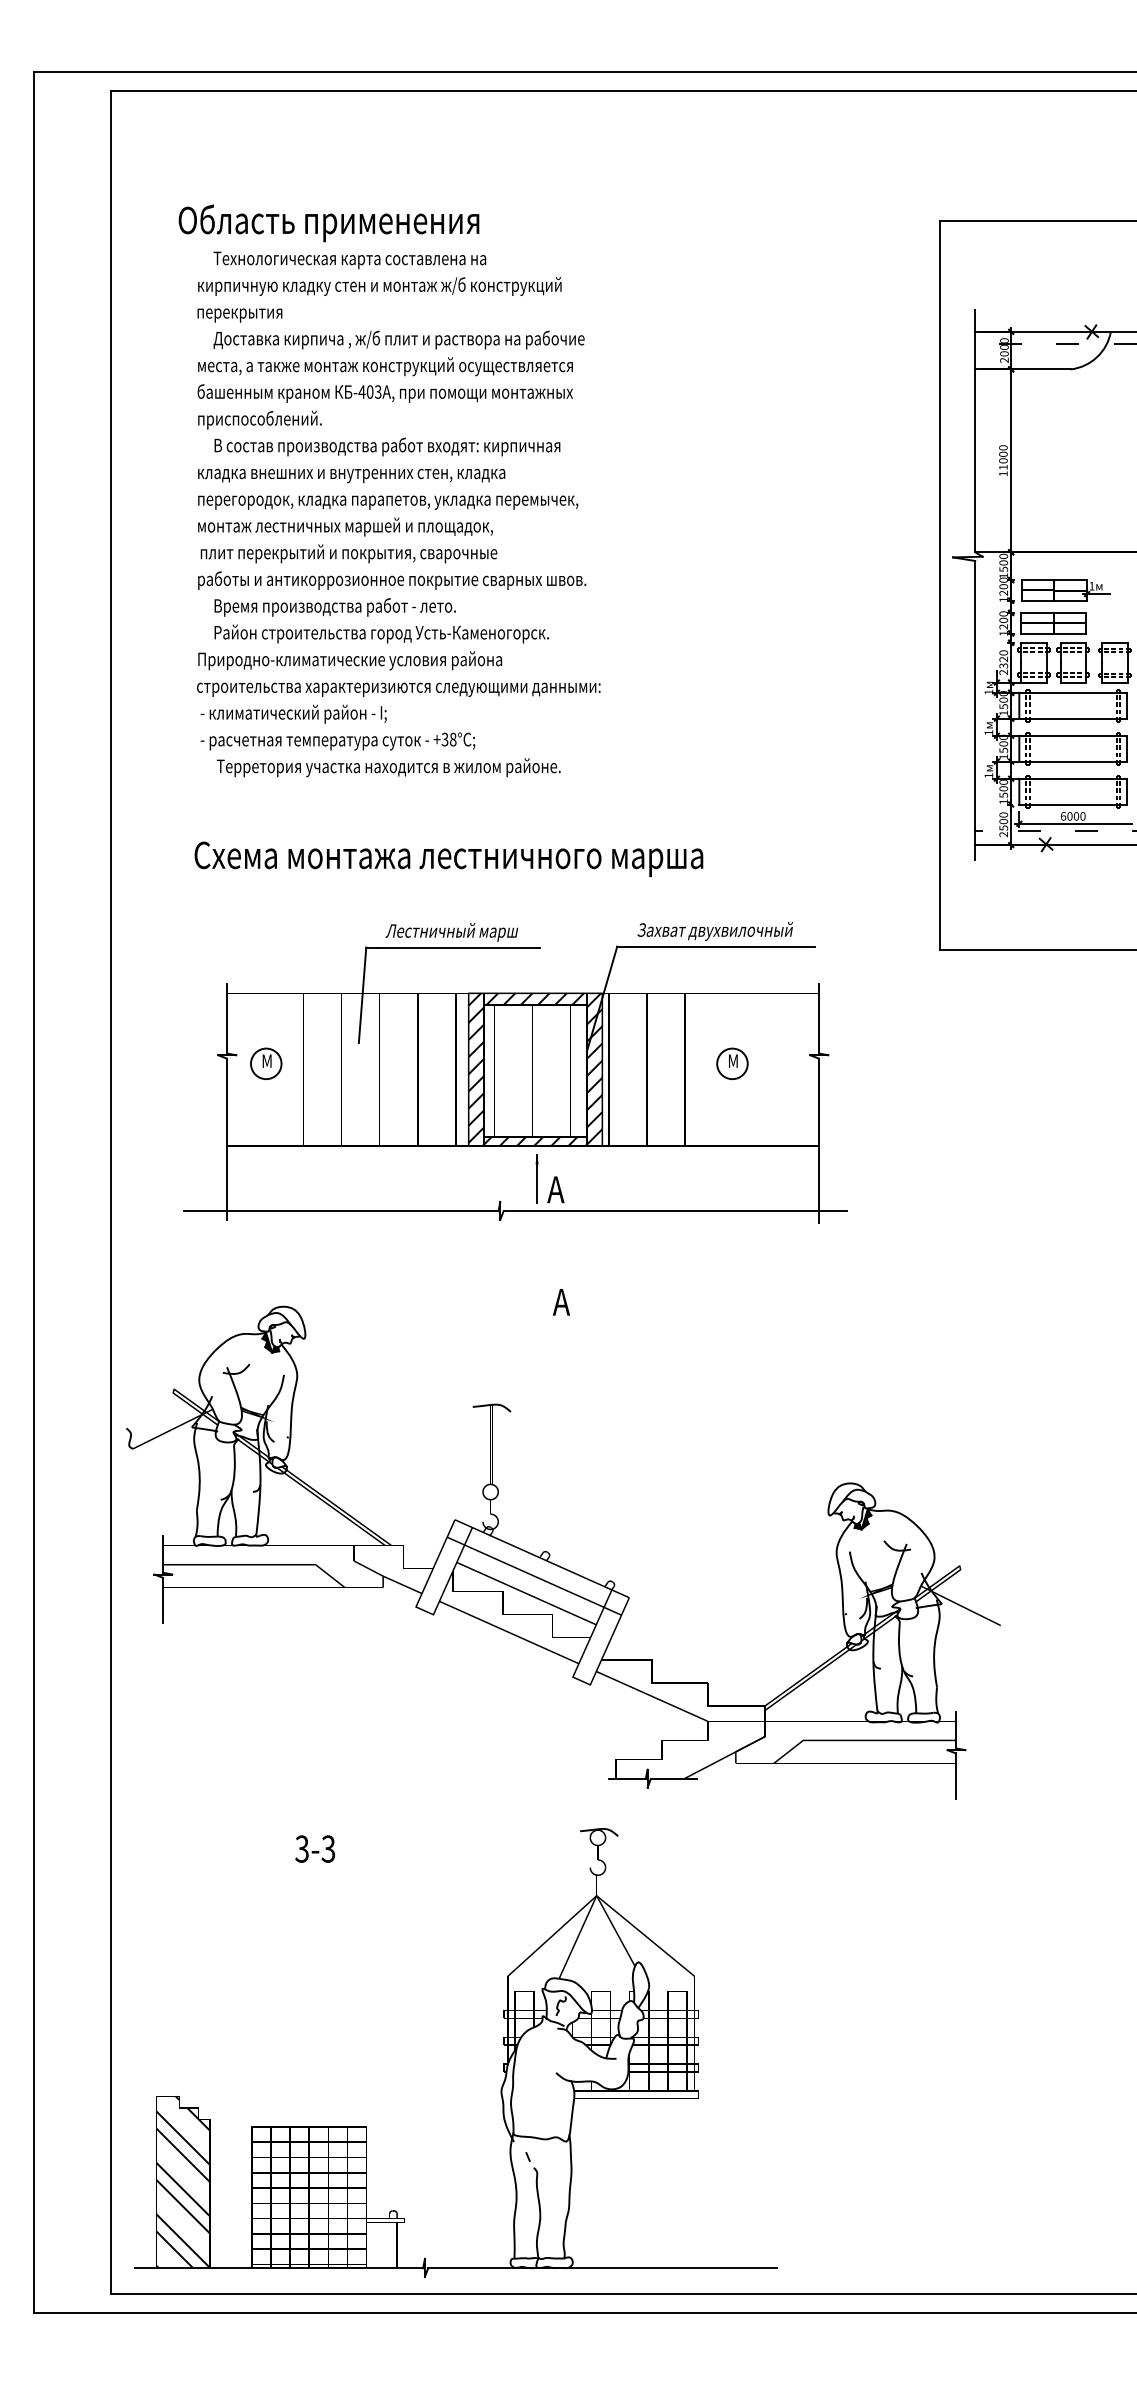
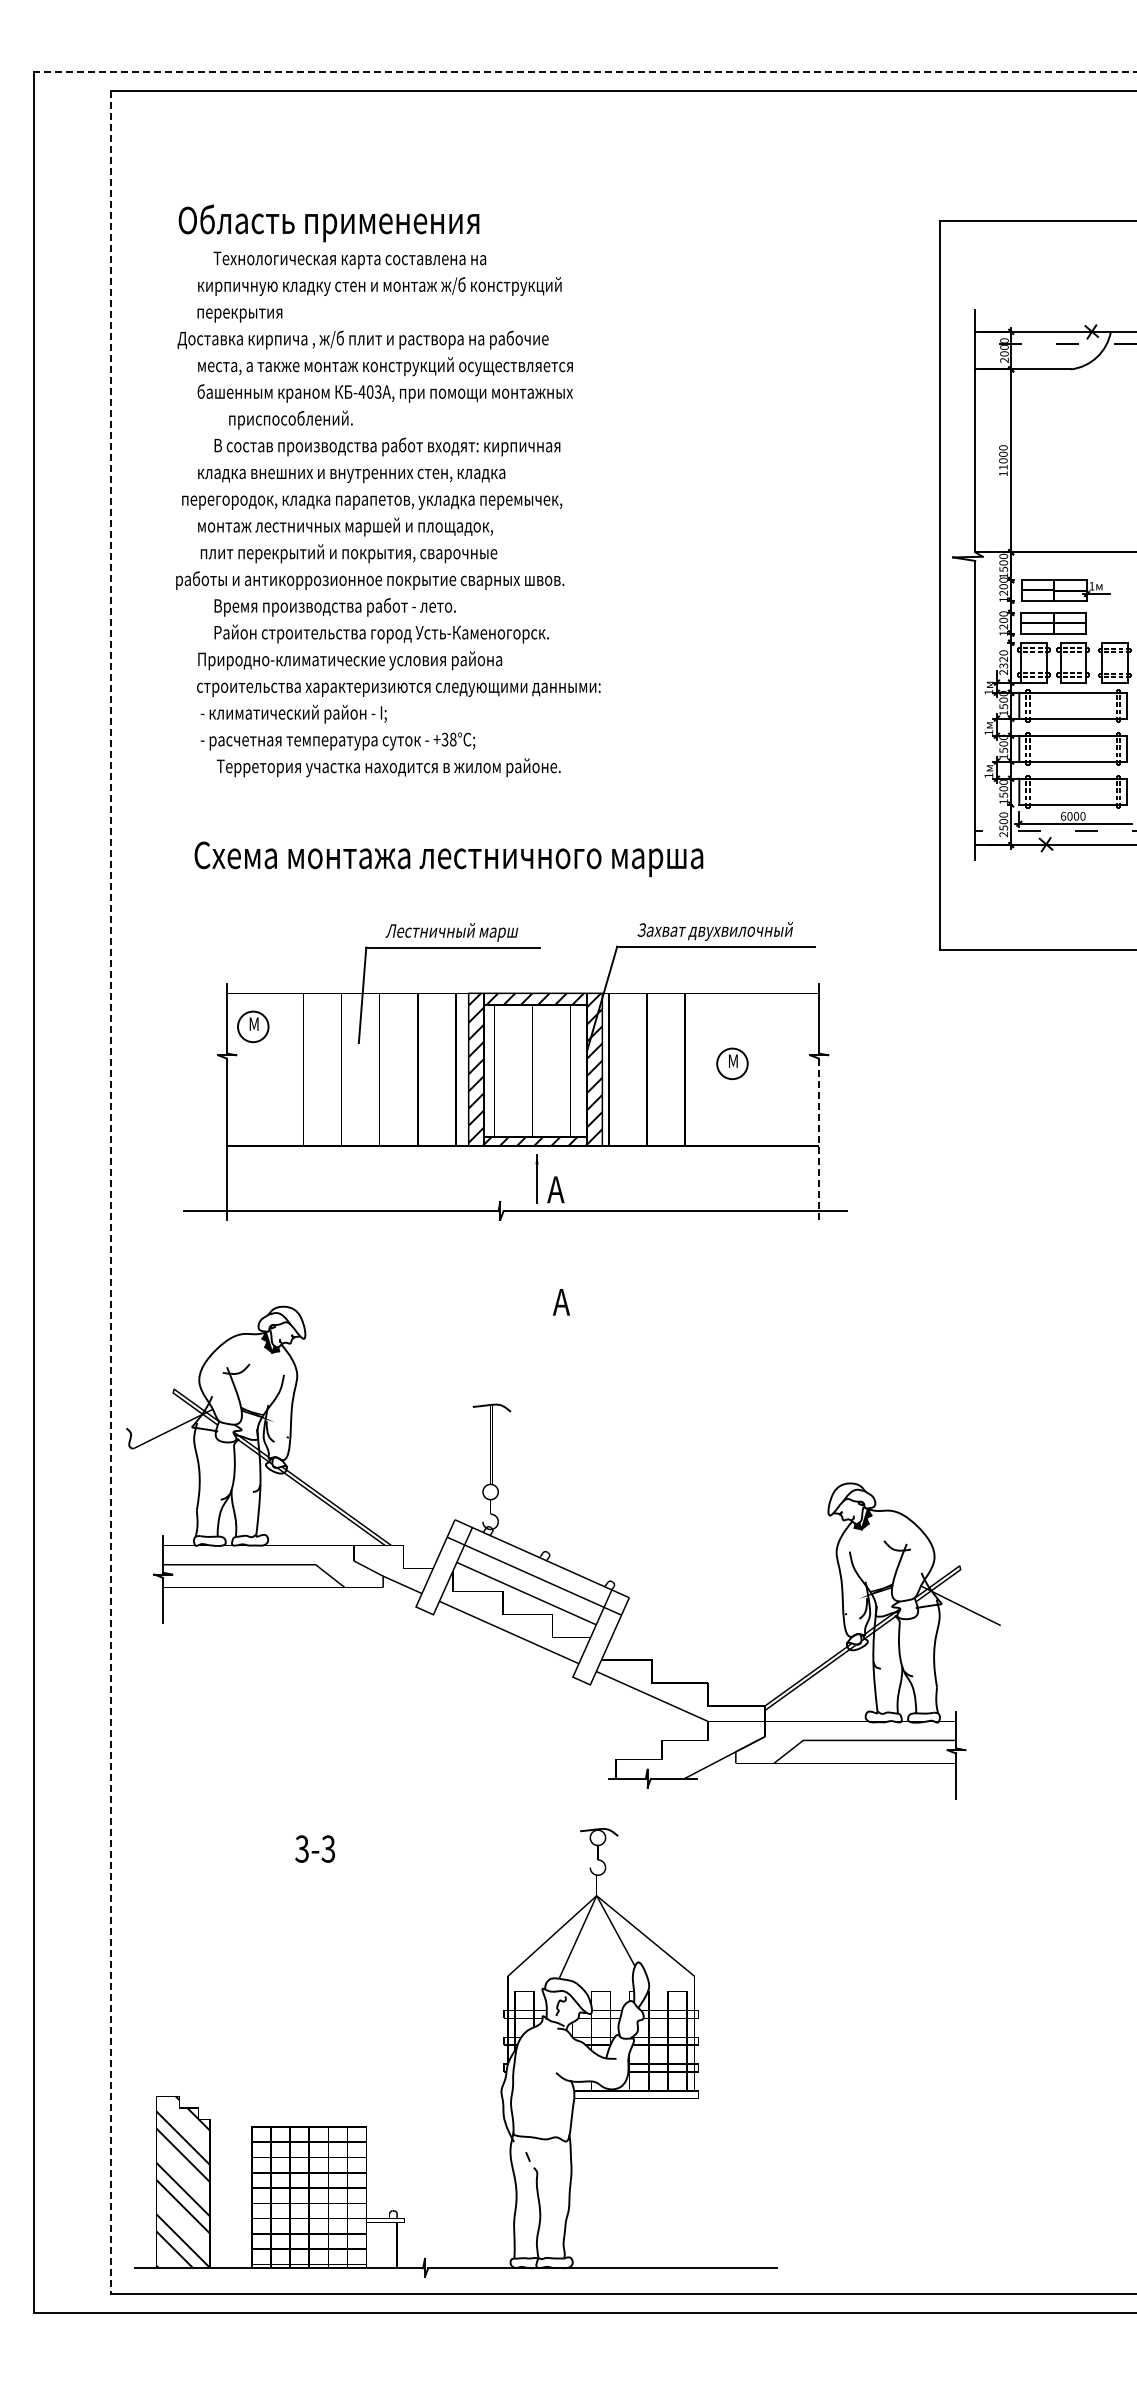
line: solid -> dashed (585, 71)
text position: (398, 339) -> (362, 339) (362, 339)
text position: (259, 419) -> (290, 419) (290, 419)
text position: (388, 502) -> (372, 502) (372, 502)
text position: (392, 580) -> (370, 580) (370, 580)
part position: (266, 1063) -> (253, 1026) (253, 1026)
line: solid -> dashed (818, 1141)
line: solid -> dashed (111, 1192)
